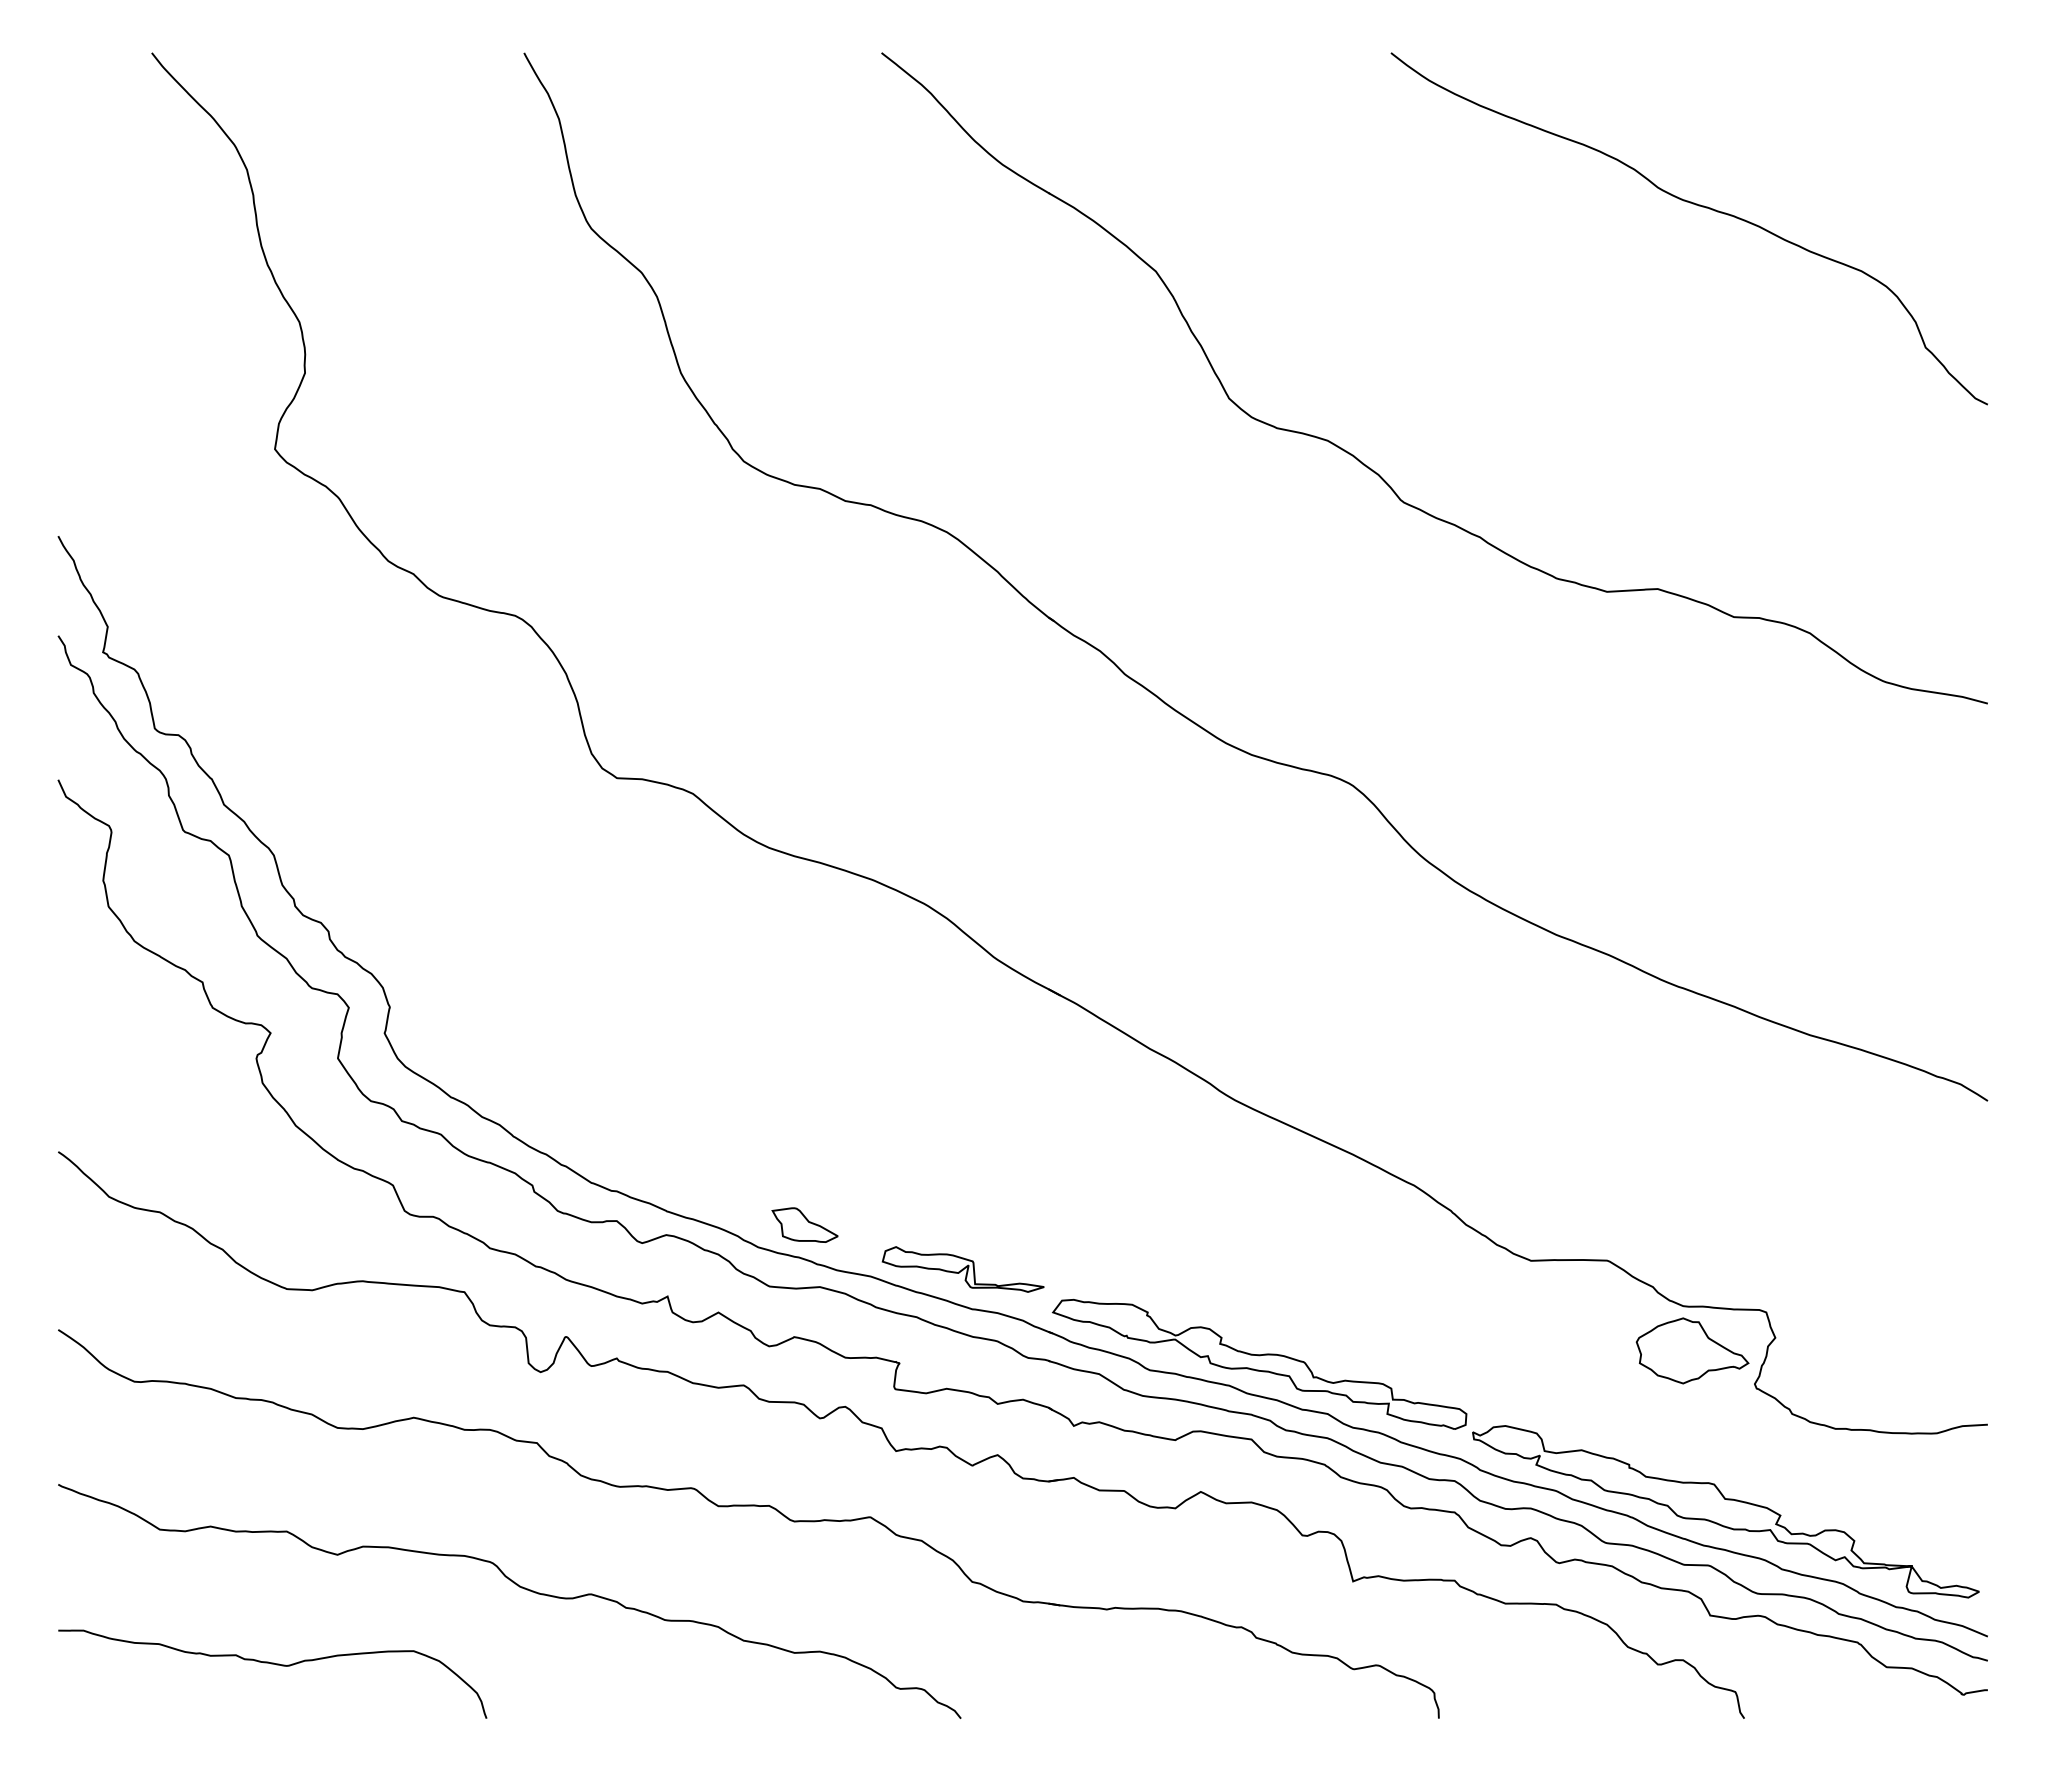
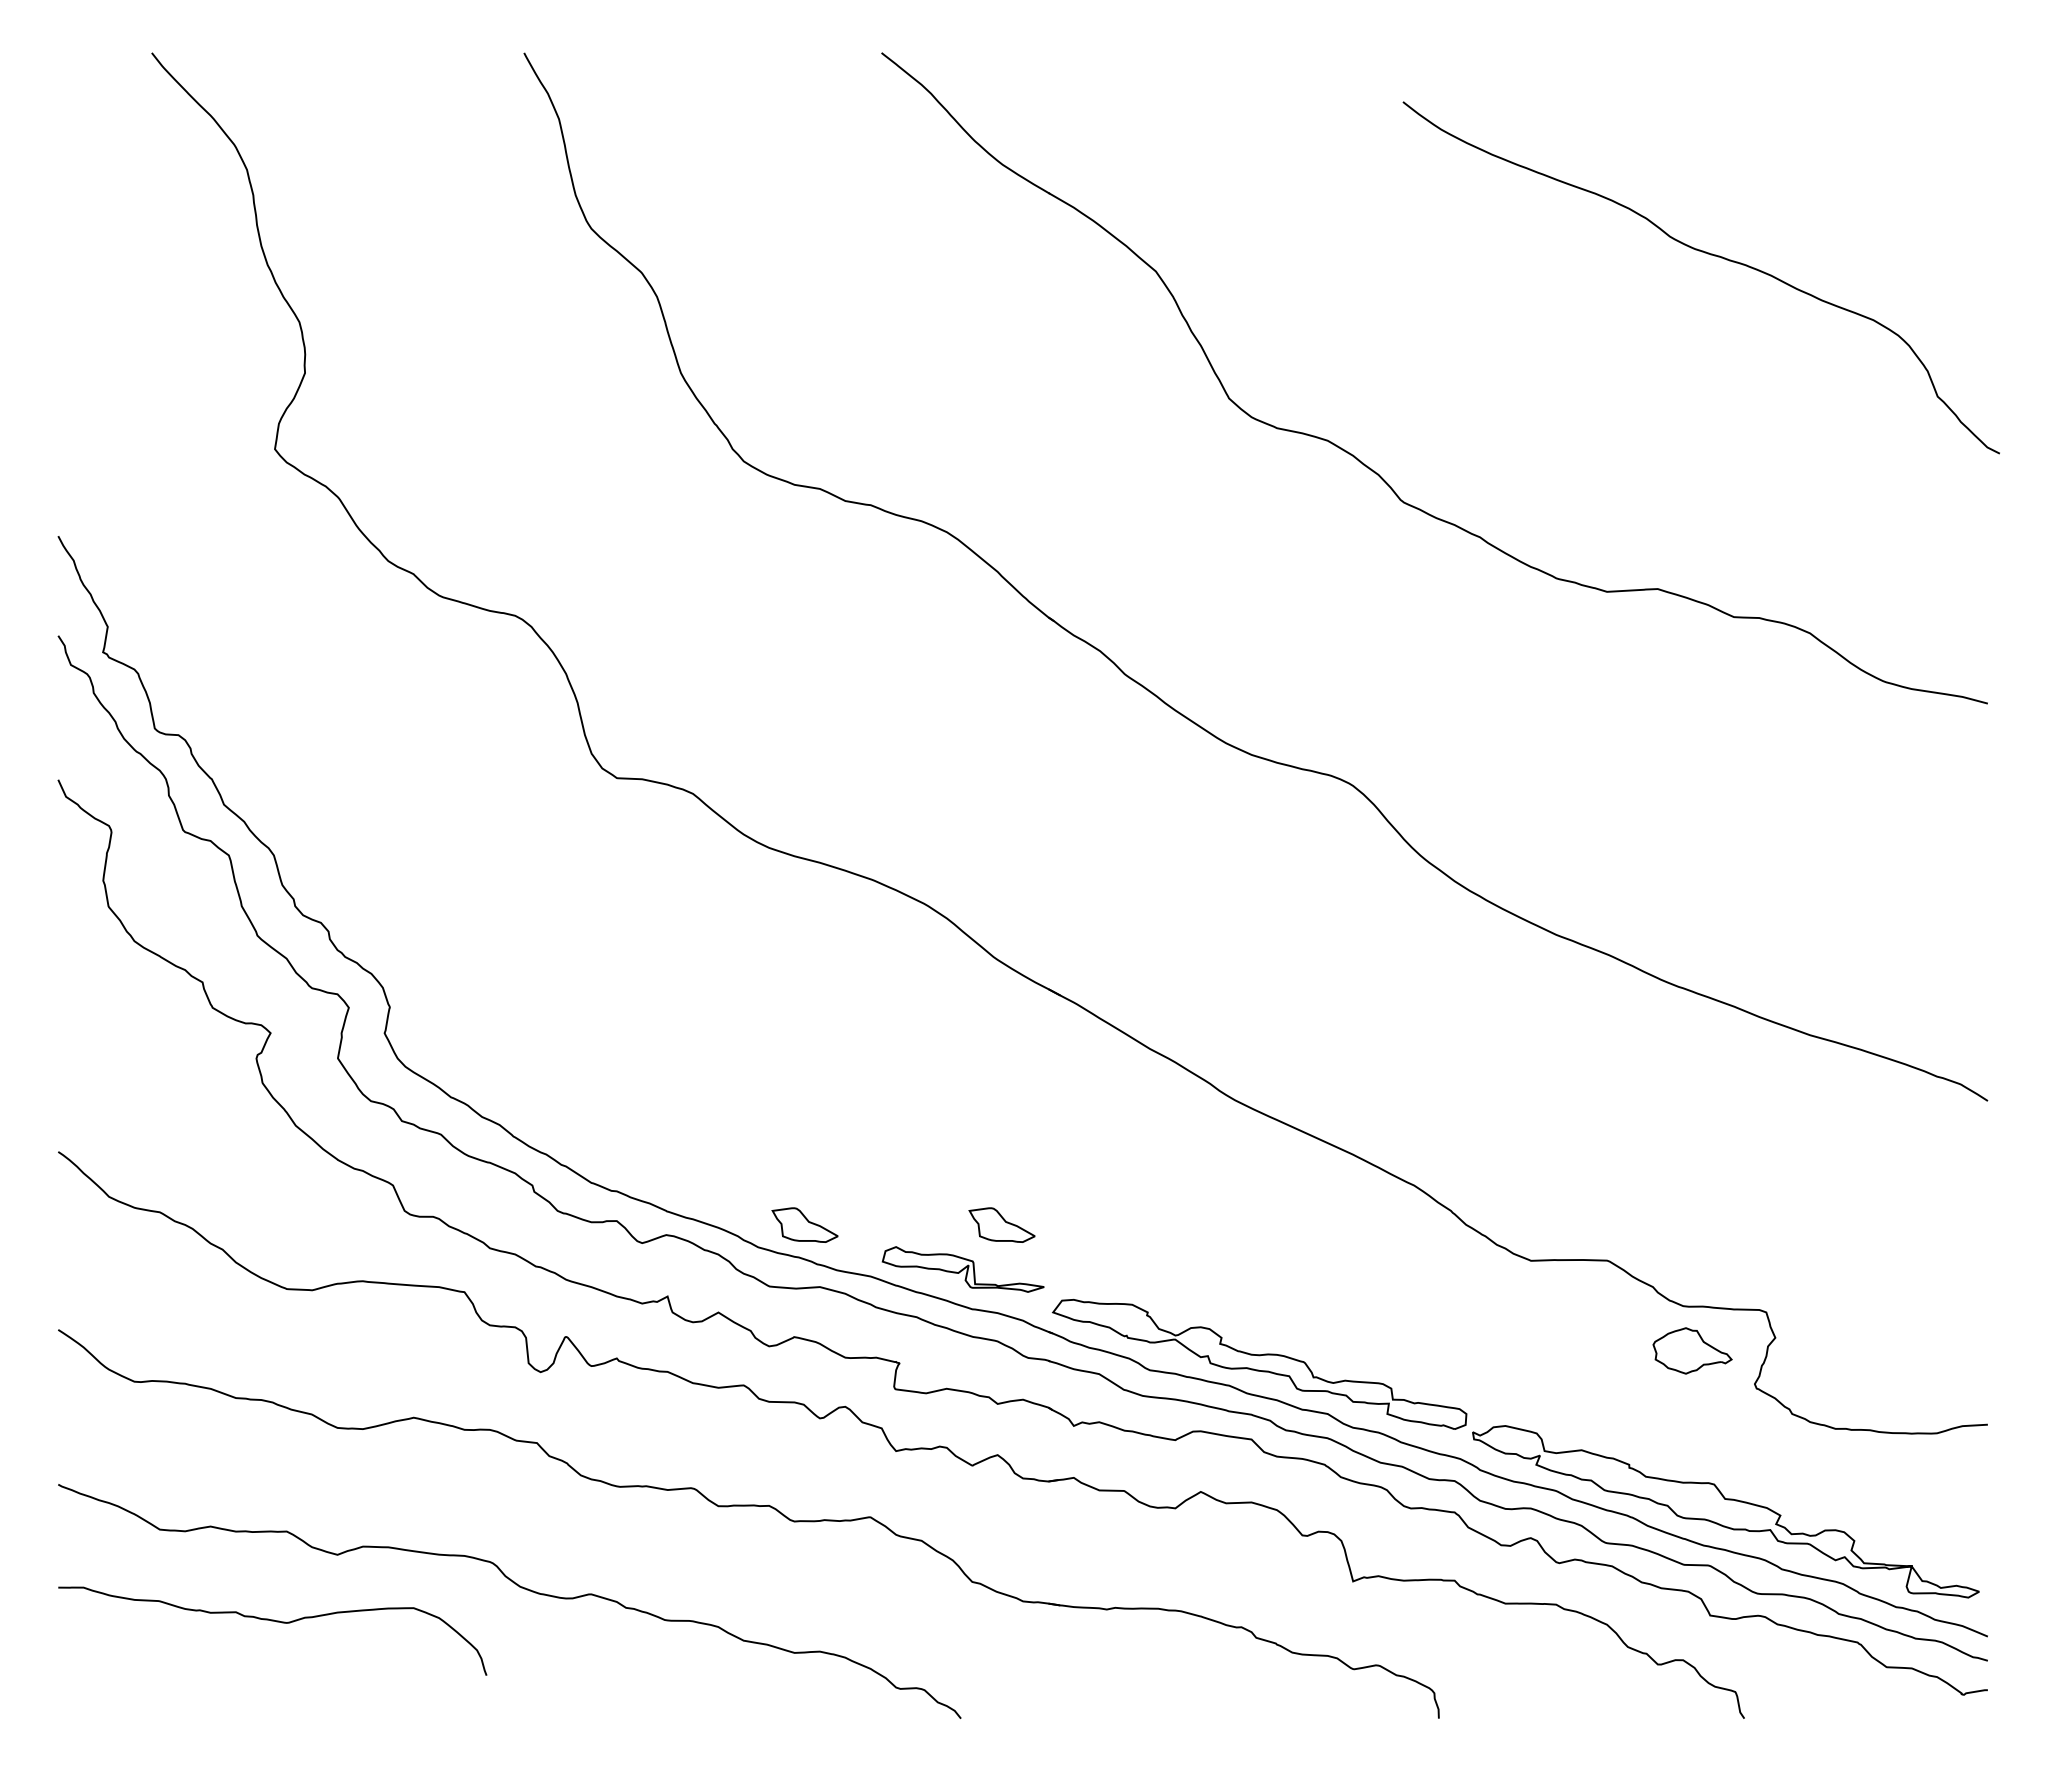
curve position: (1695, 205) -> (1707, 254) (1707, 254)
part: none -> present (1001, 1224)
part size: 115x68 px -> 81x48 px (1692, 1350)
curve position: (276, 1665) -> (276, 1622) (276, 1622)
